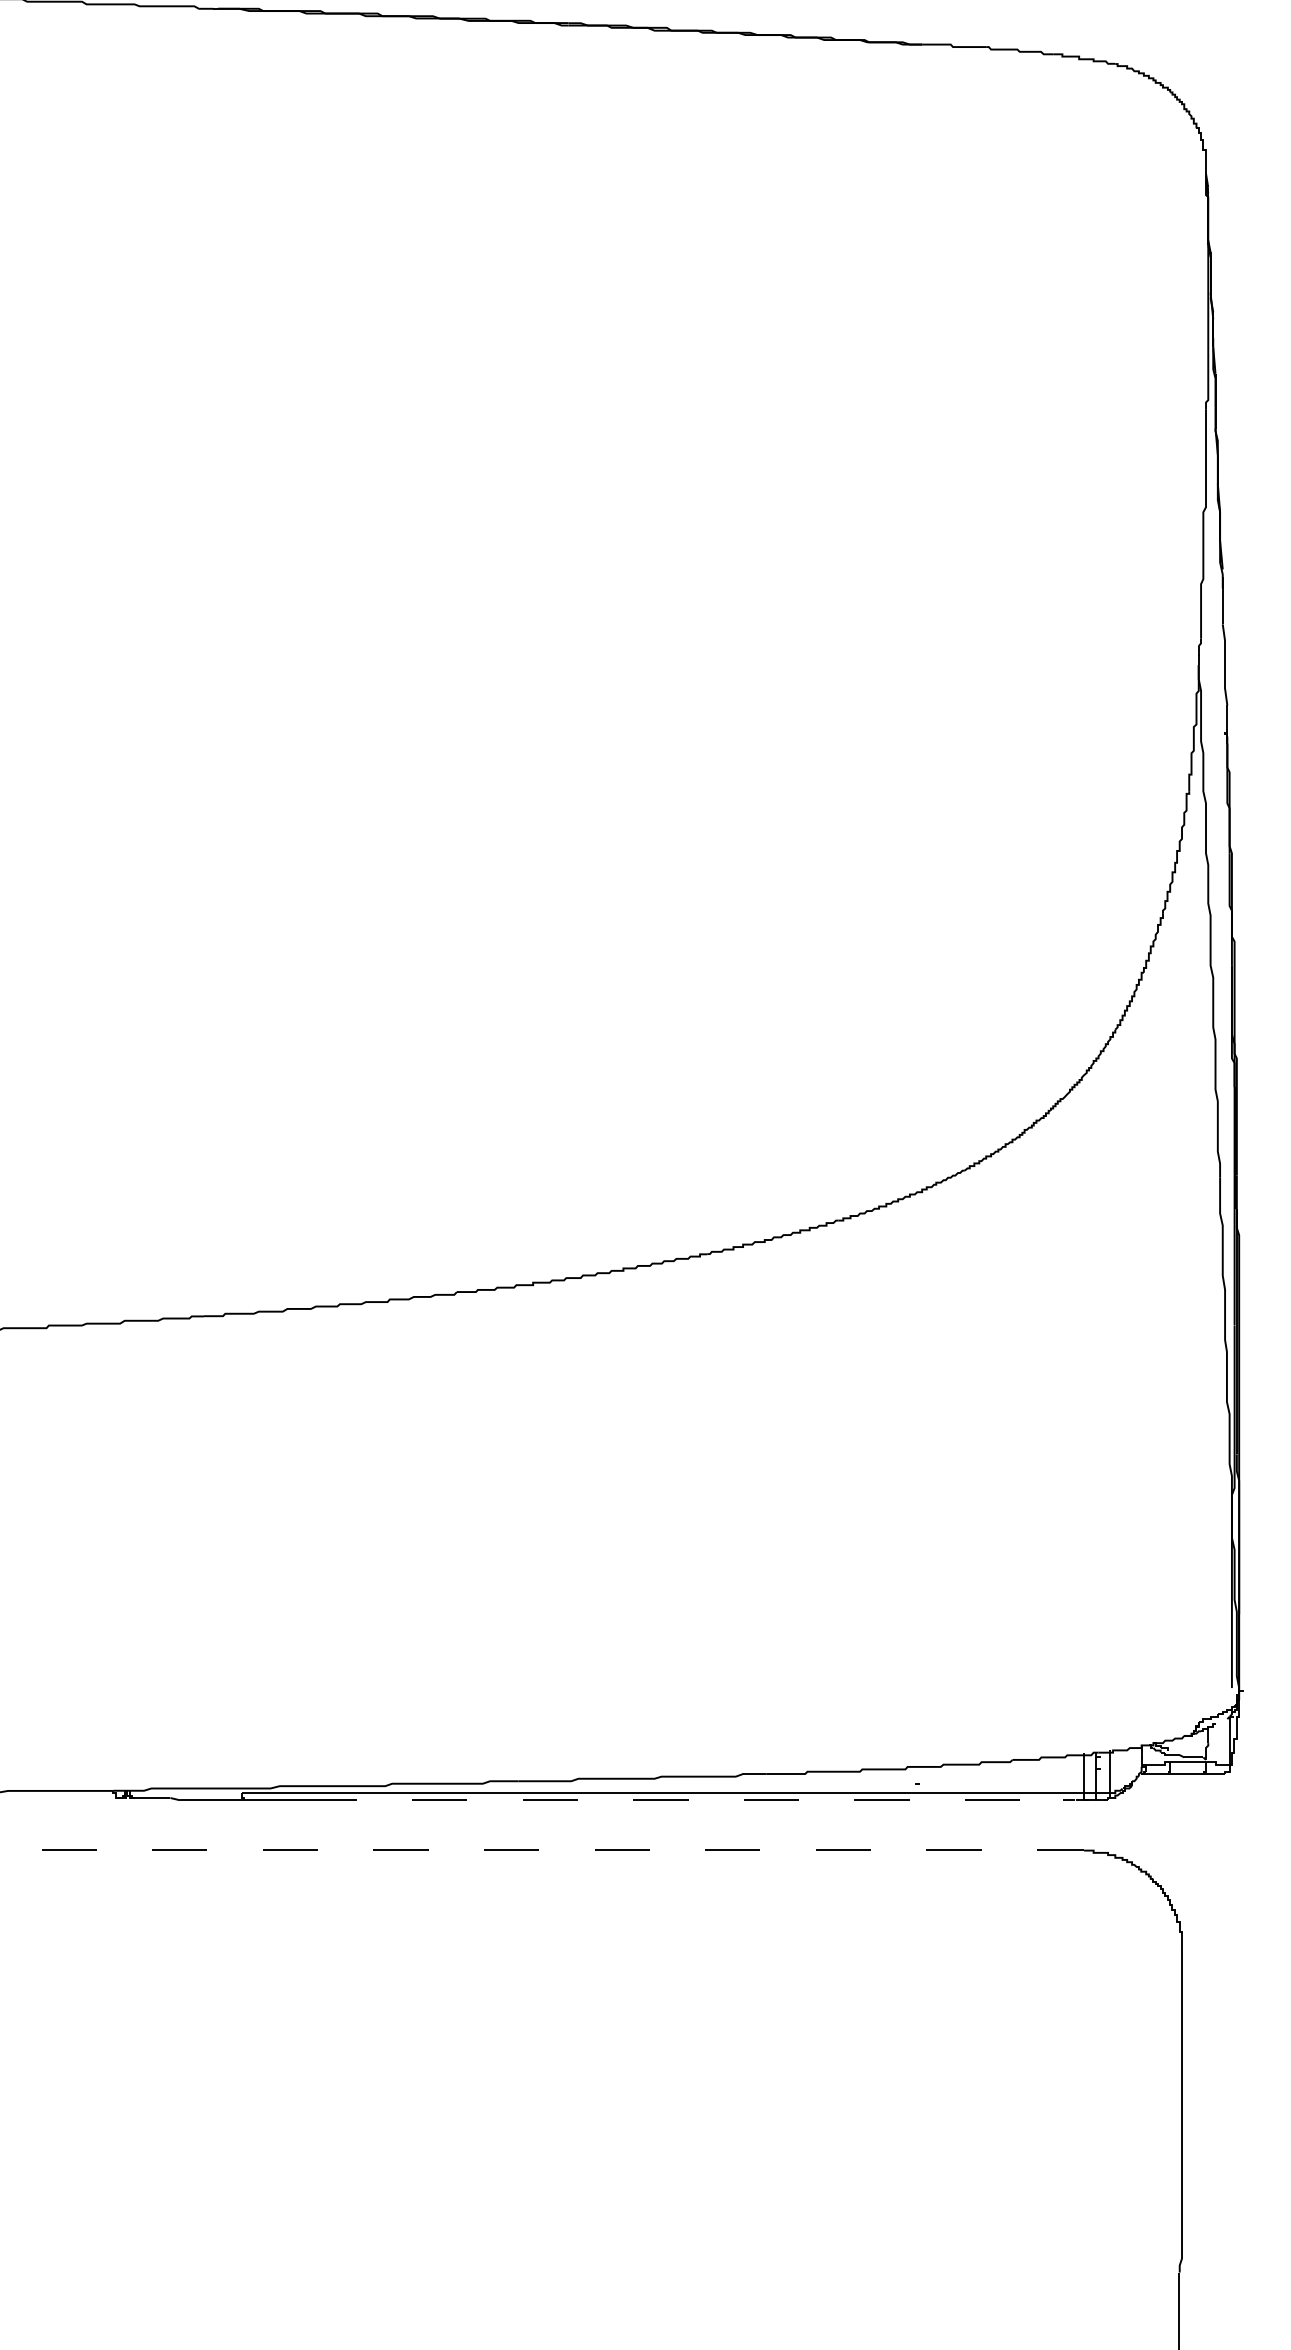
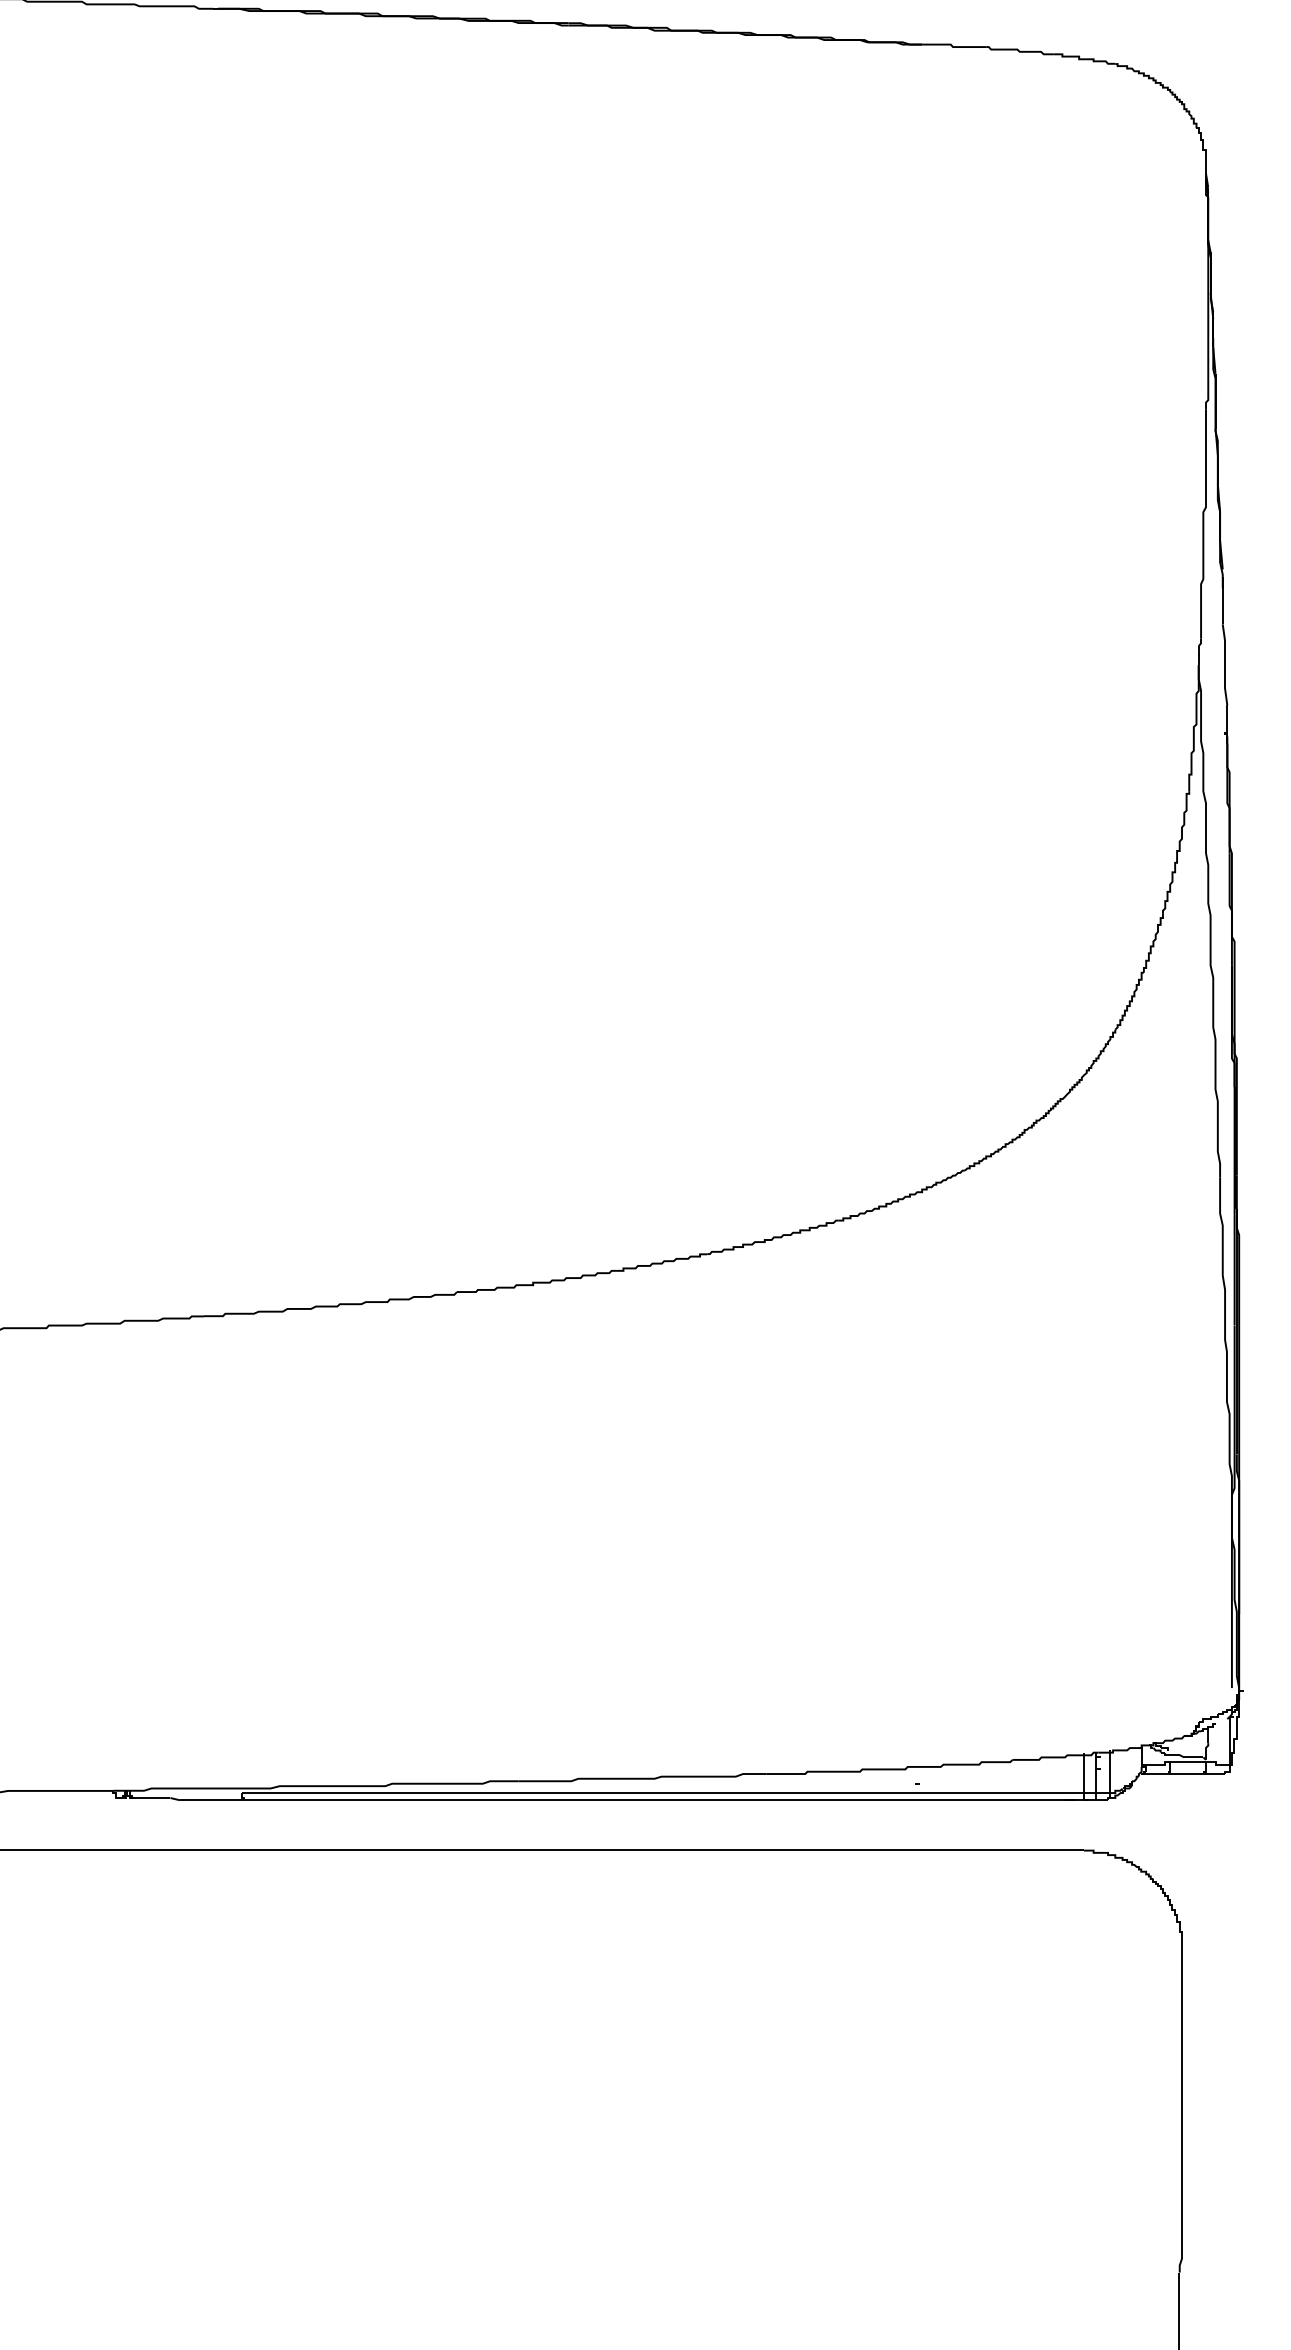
line: dashed -> solid (699, 1800)
line: dashed -> solid (542, 1850)
